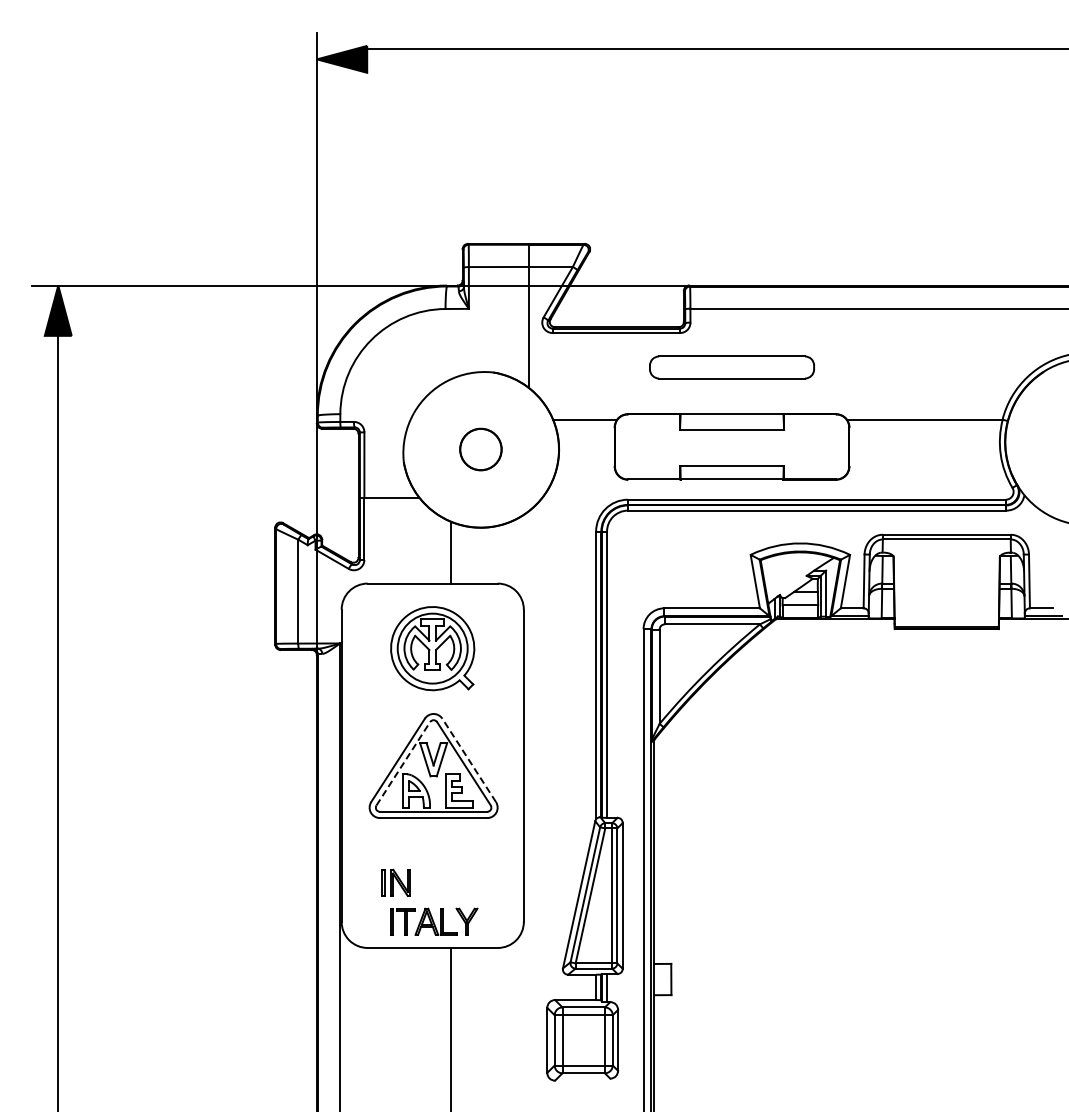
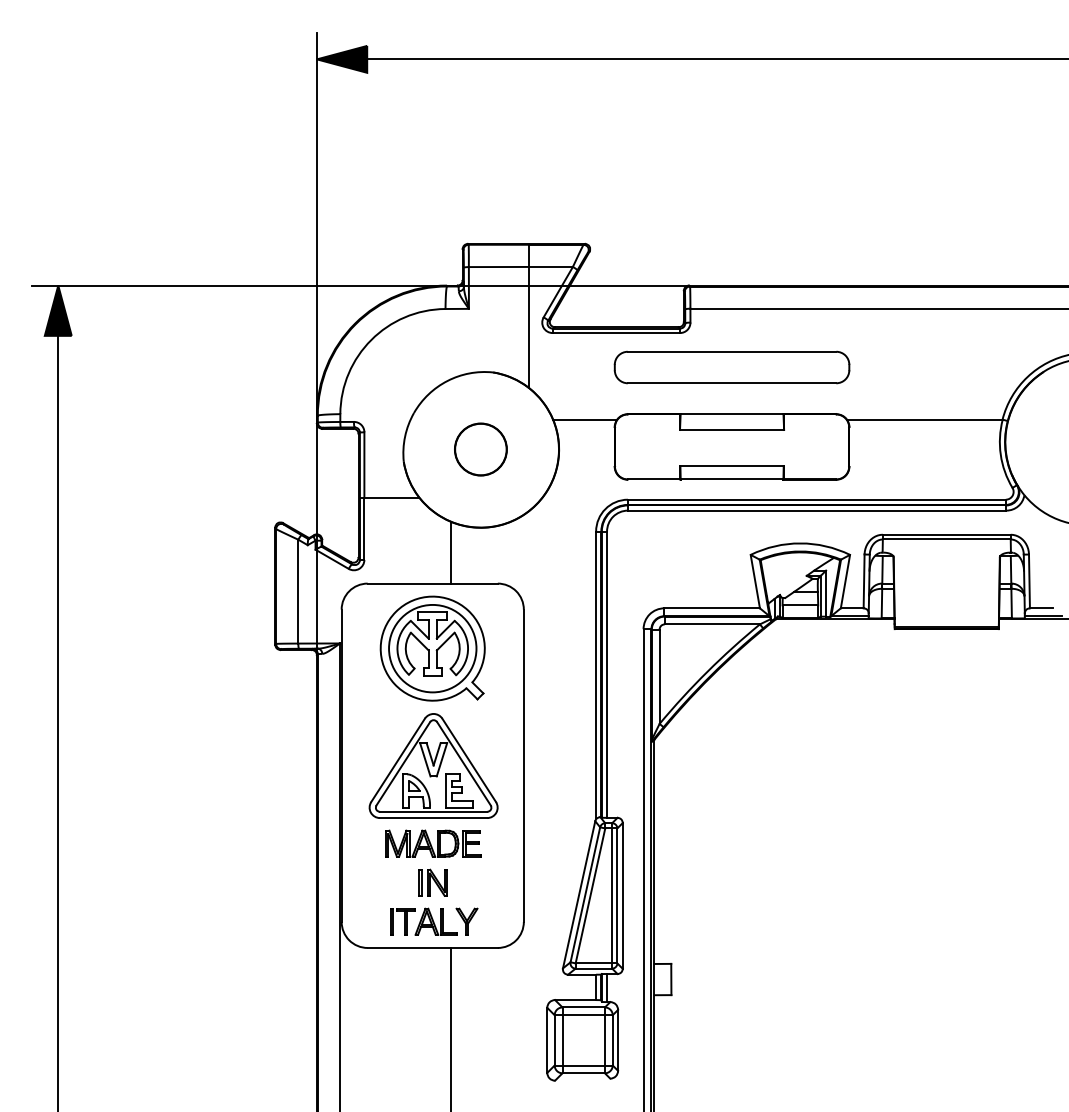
line position: (716, 49) -> (716, 59) (716, 59)
part size: 167x25 px -> 238x35 px (731, 367)
circle size: 44x45 px -> 54x55 px (480, 449)
part size: 86x86 px -> 107x107 px (432, 648)
line: dashed -> solid (469, 760)
line: dashed -> solid (403, 763)
part: none -> present (433, 843)
part position: (395, 882) -> (432, 882) (432, 882)
